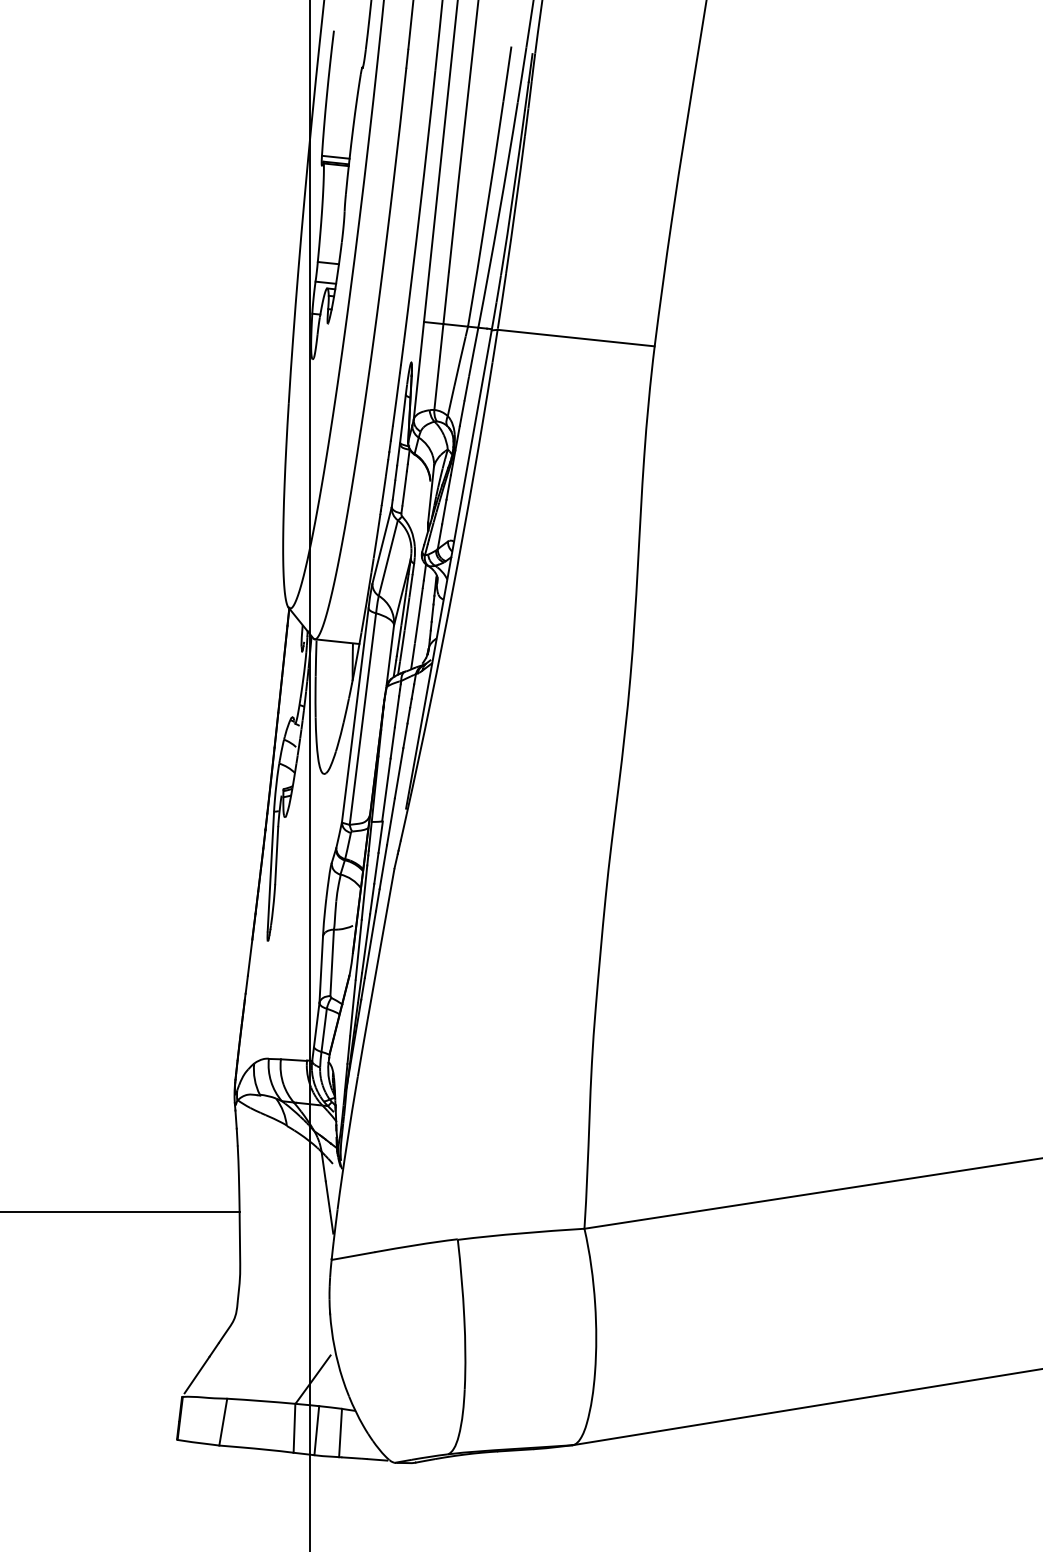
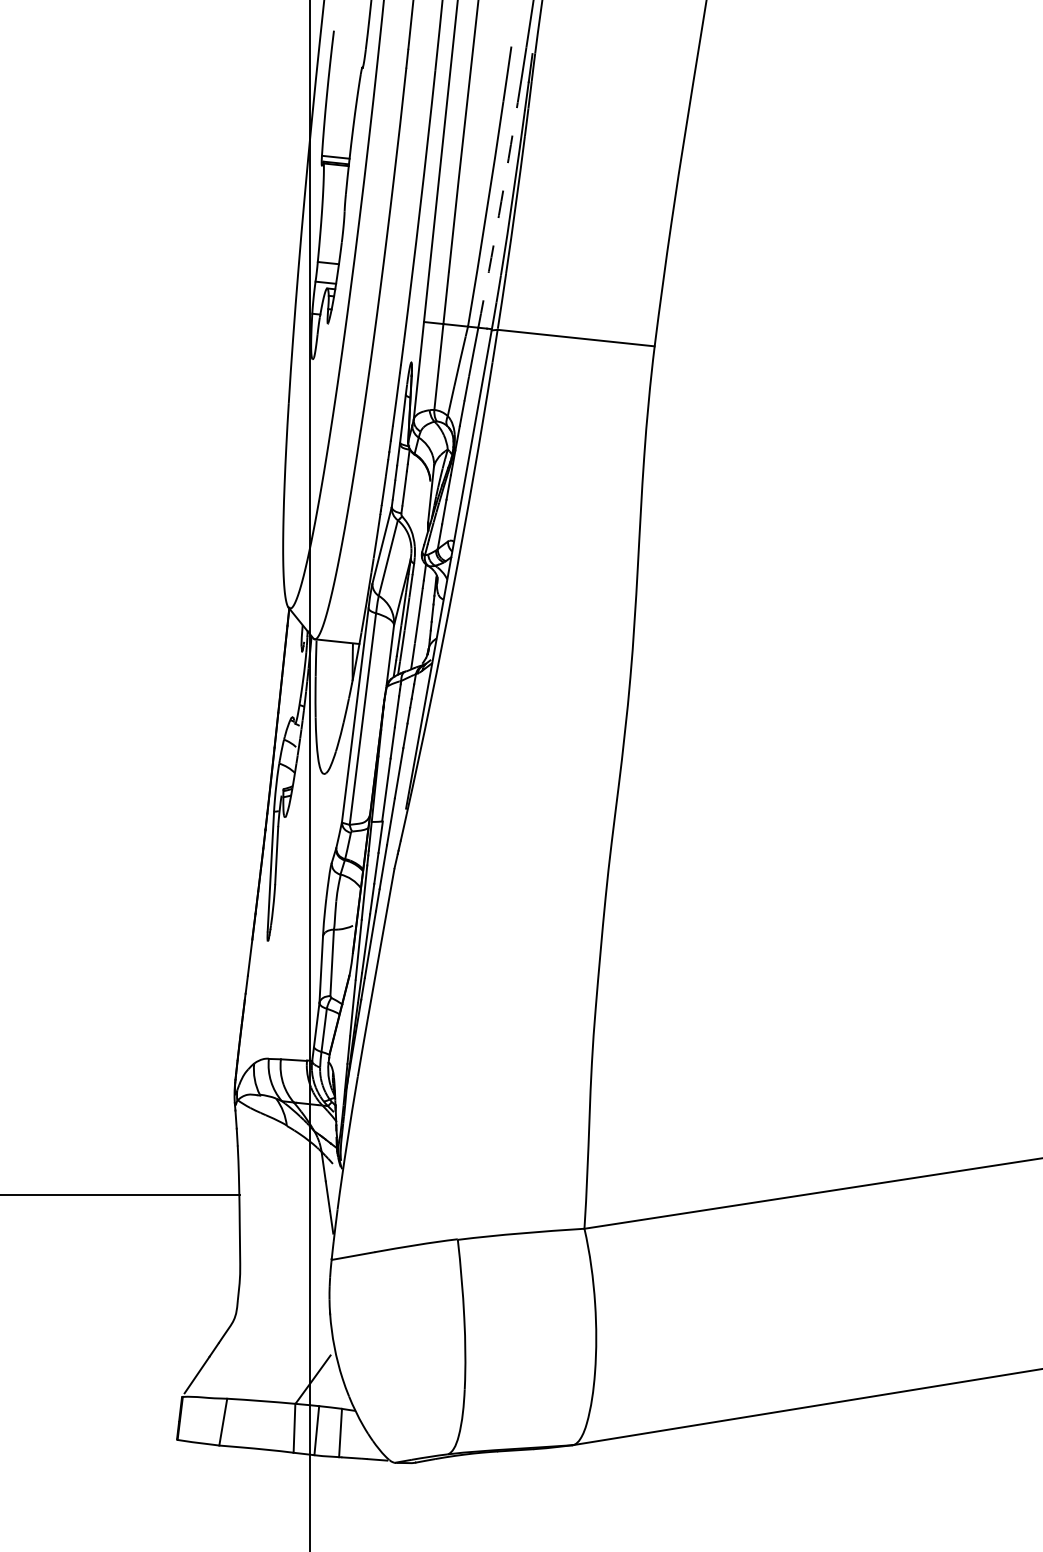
arc: solid -> dashed (498, 215)
line position: (120, 1212) -> (120, 1195) (120, 1195)
